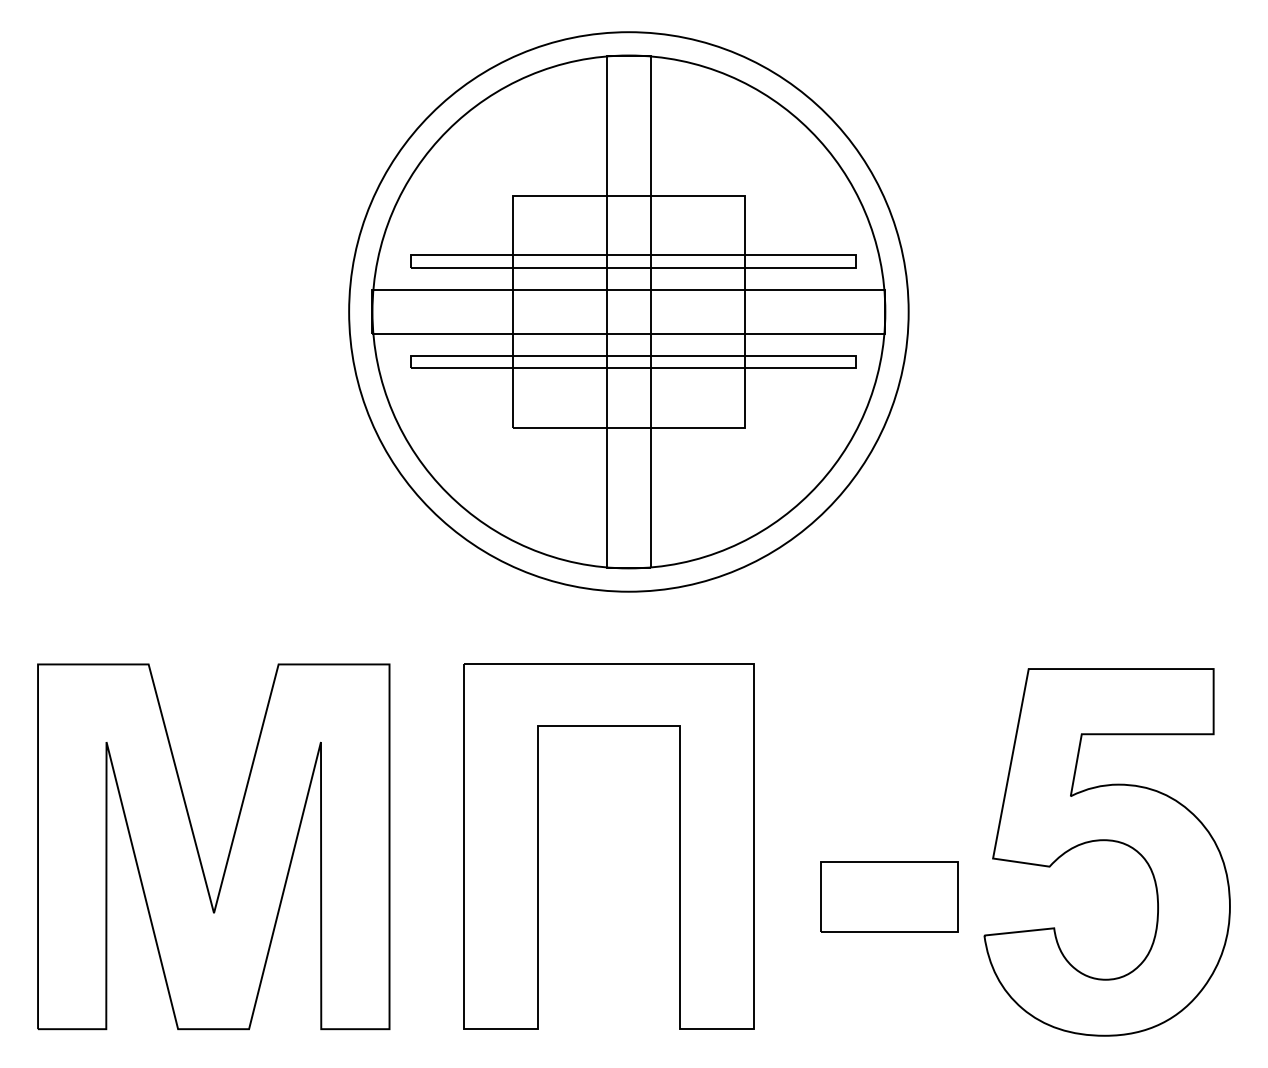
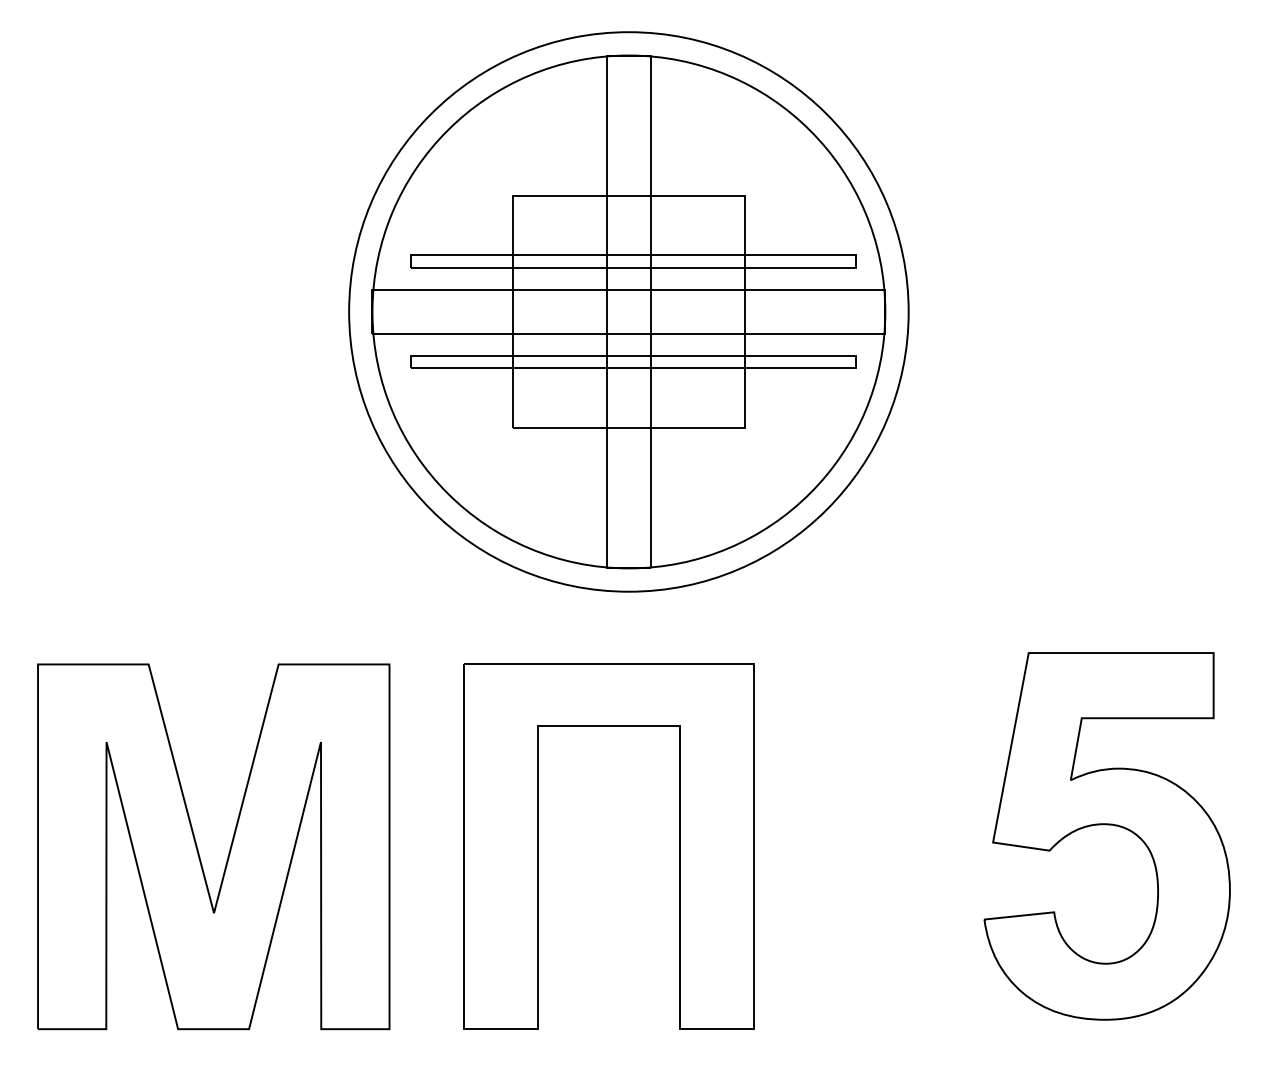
part position: (1106, 841) -> (1106, 825) (1106, 825)
part: present -> none (889, 896)
